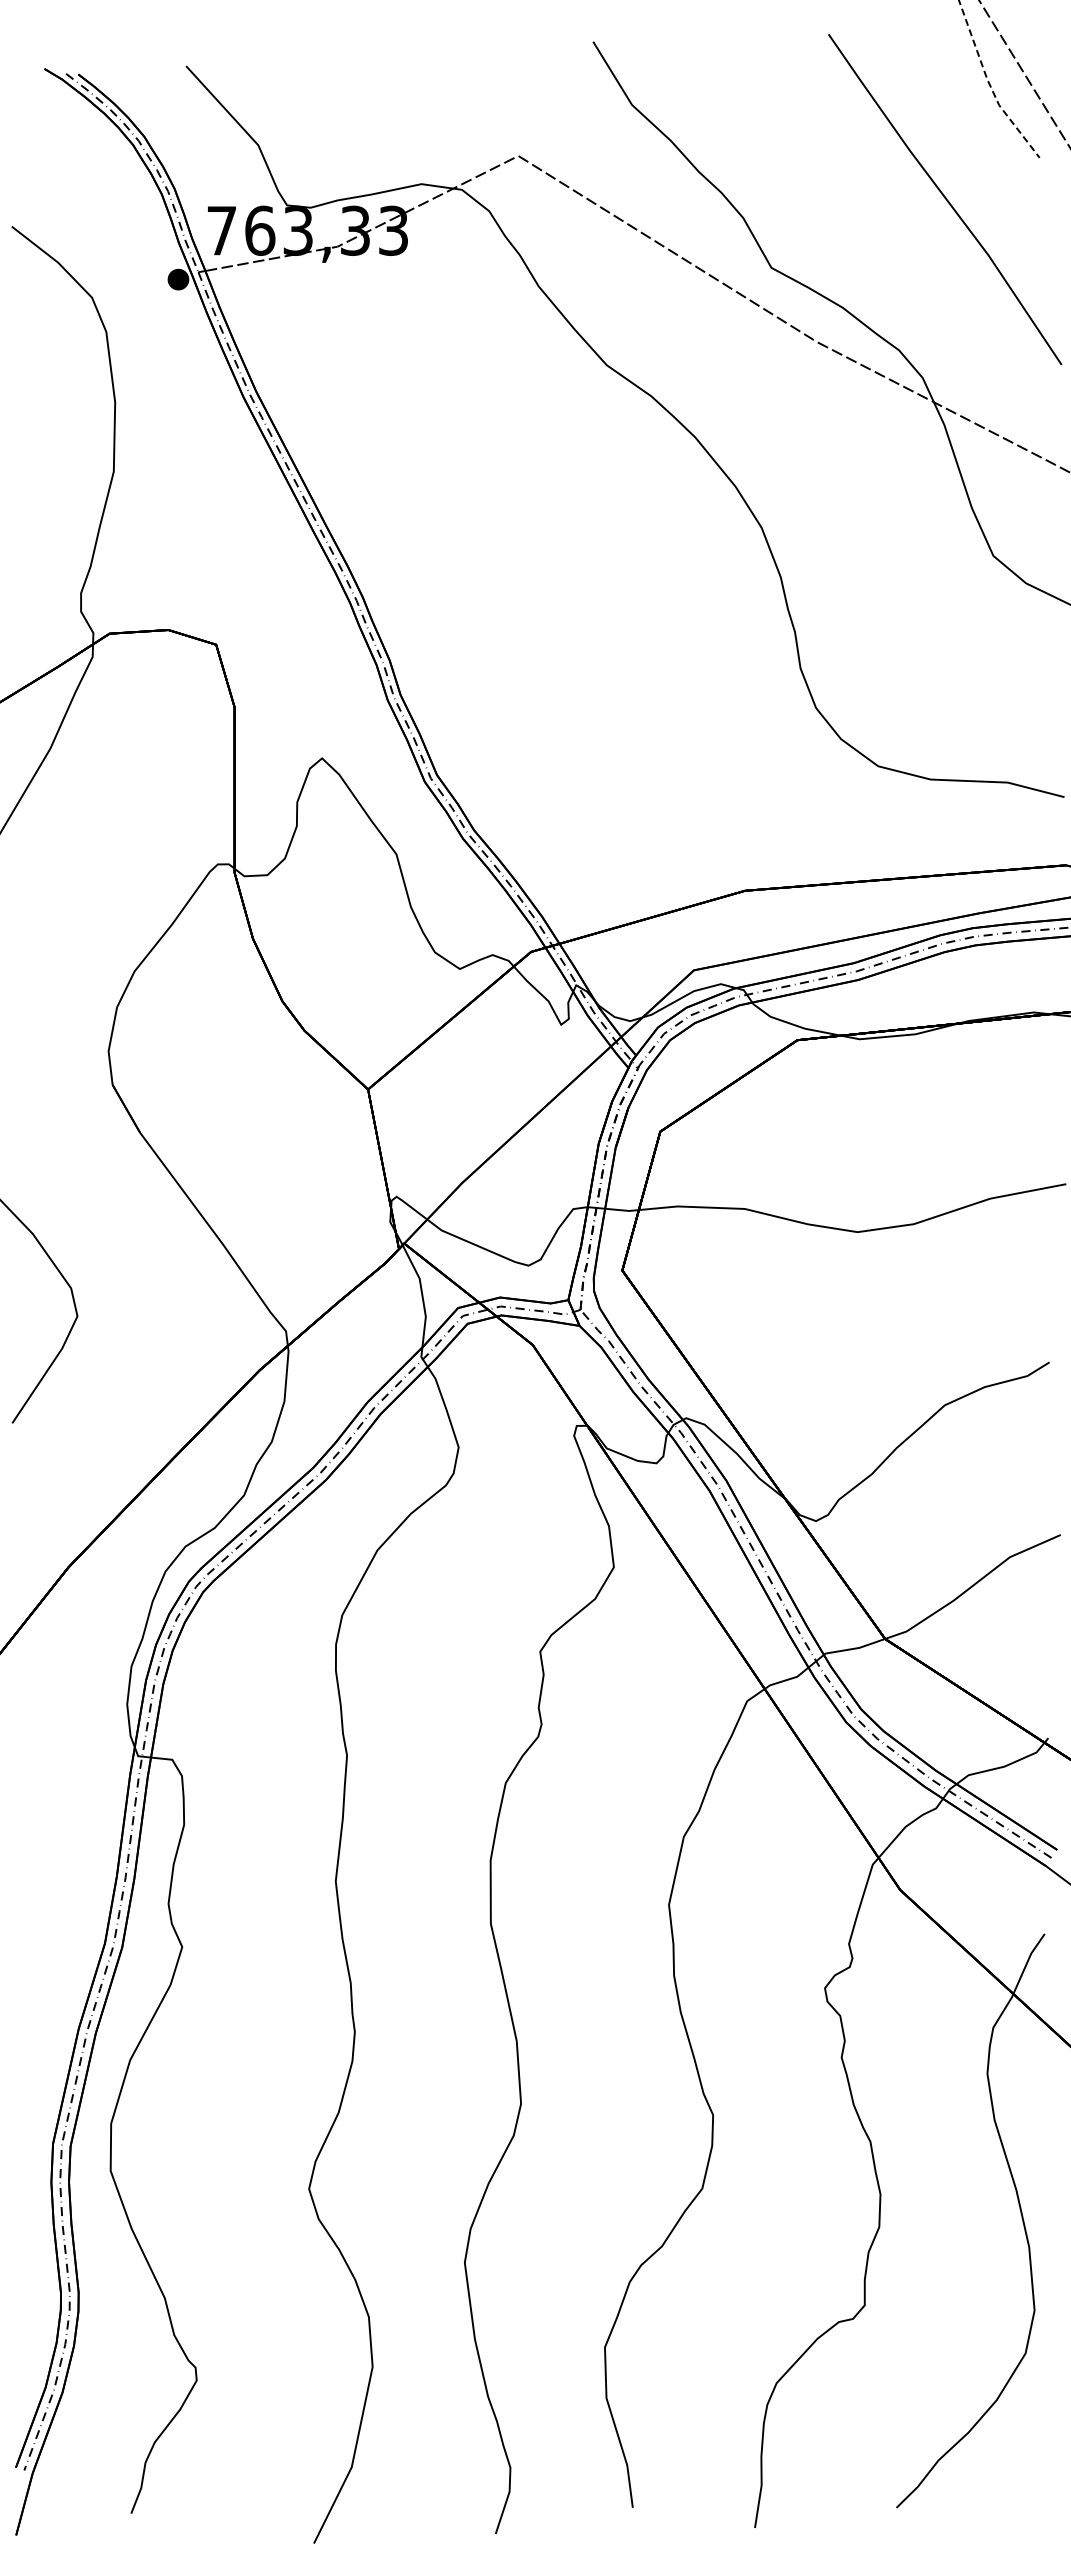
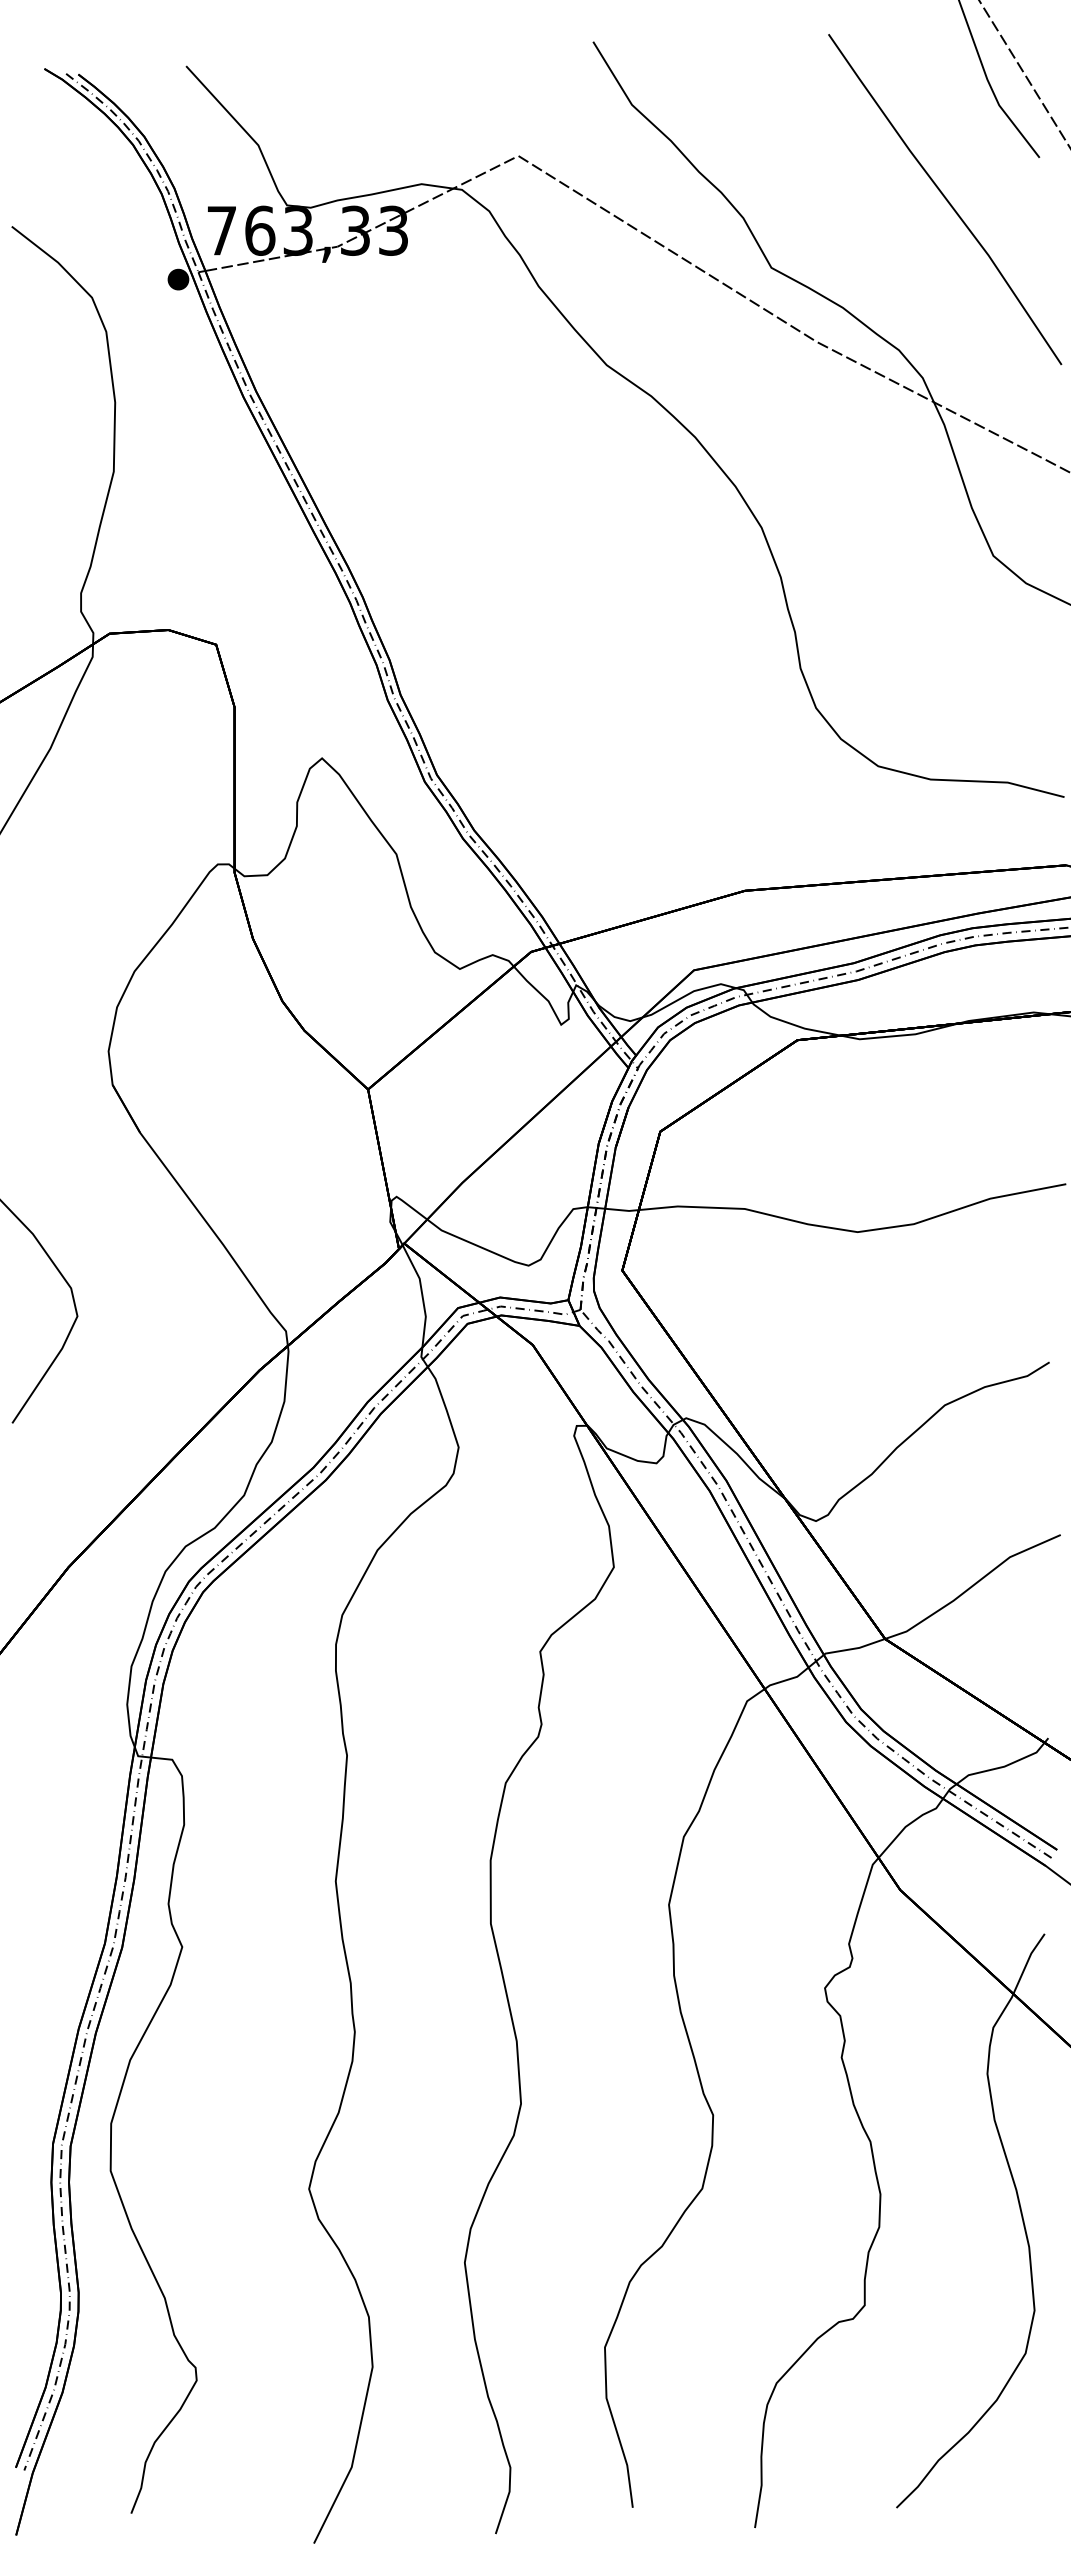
line: dashed -> solid (989, 84)
